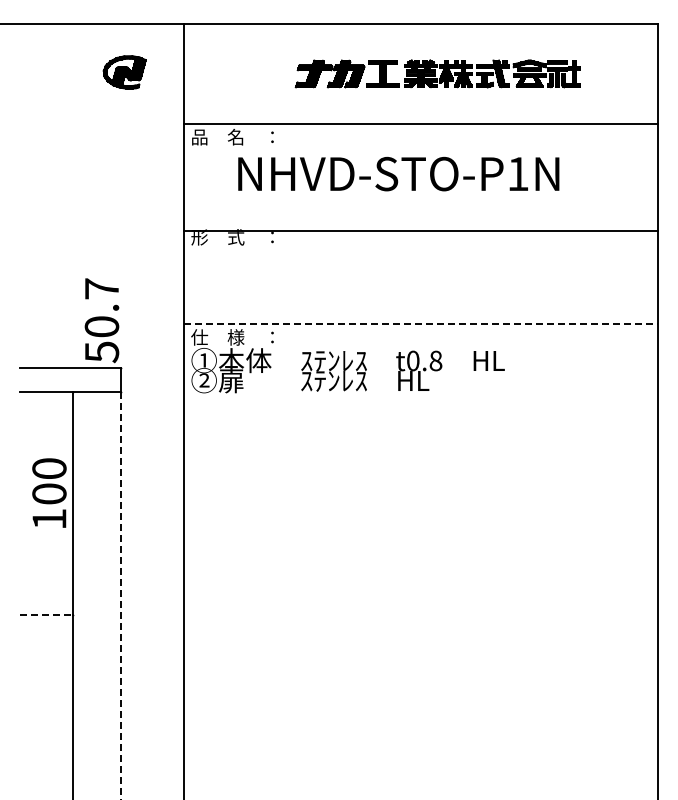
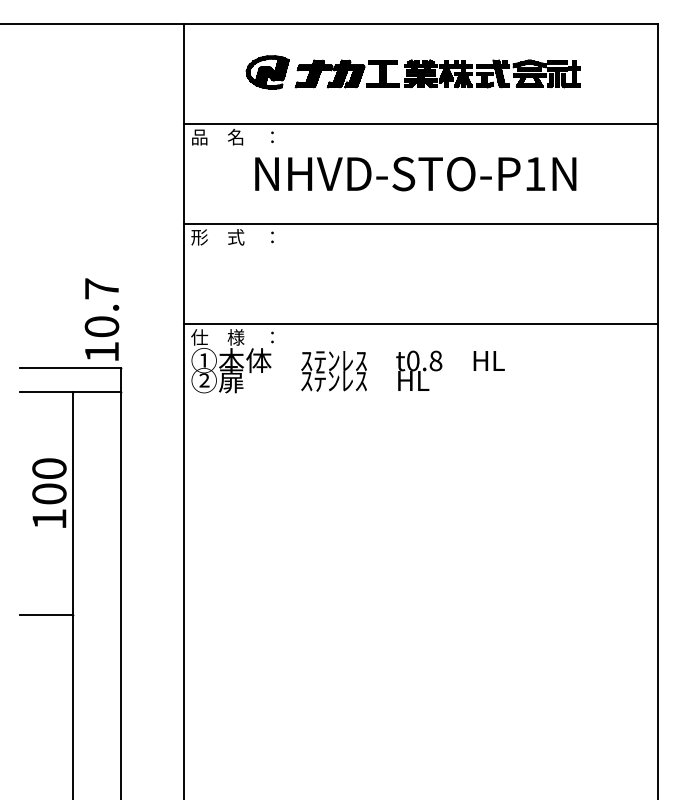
part position: (124, 72) -> (267, 72) (267, 72)
text position: (398, 173) -> (415, 173) (415, 173)
line position: (420, 231) -> (420, 224) (420, 224)
line: dashed -> solid (420, 324)
text: 50.7 -> 10.7 (102, 352)
line: dashed -> solid (121, 596)
line: dashed -> solid (47, 614)
